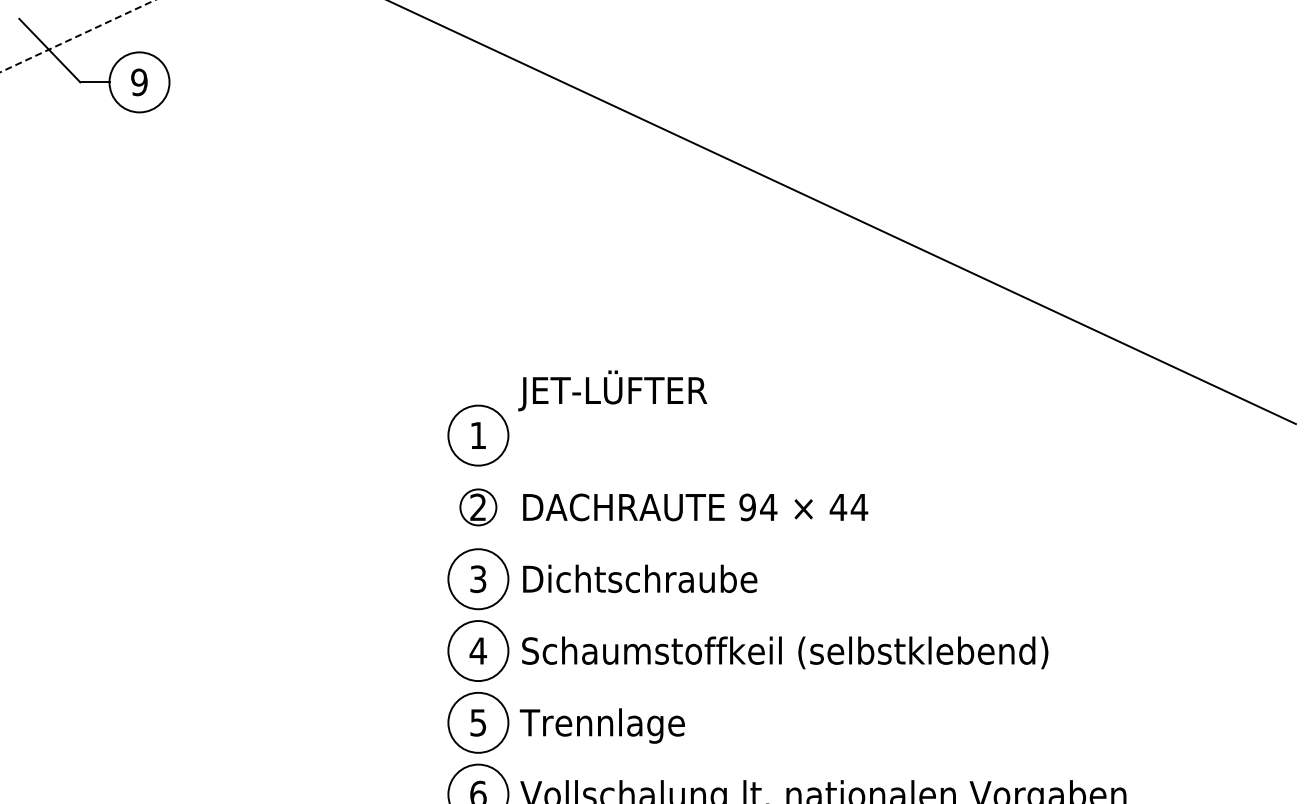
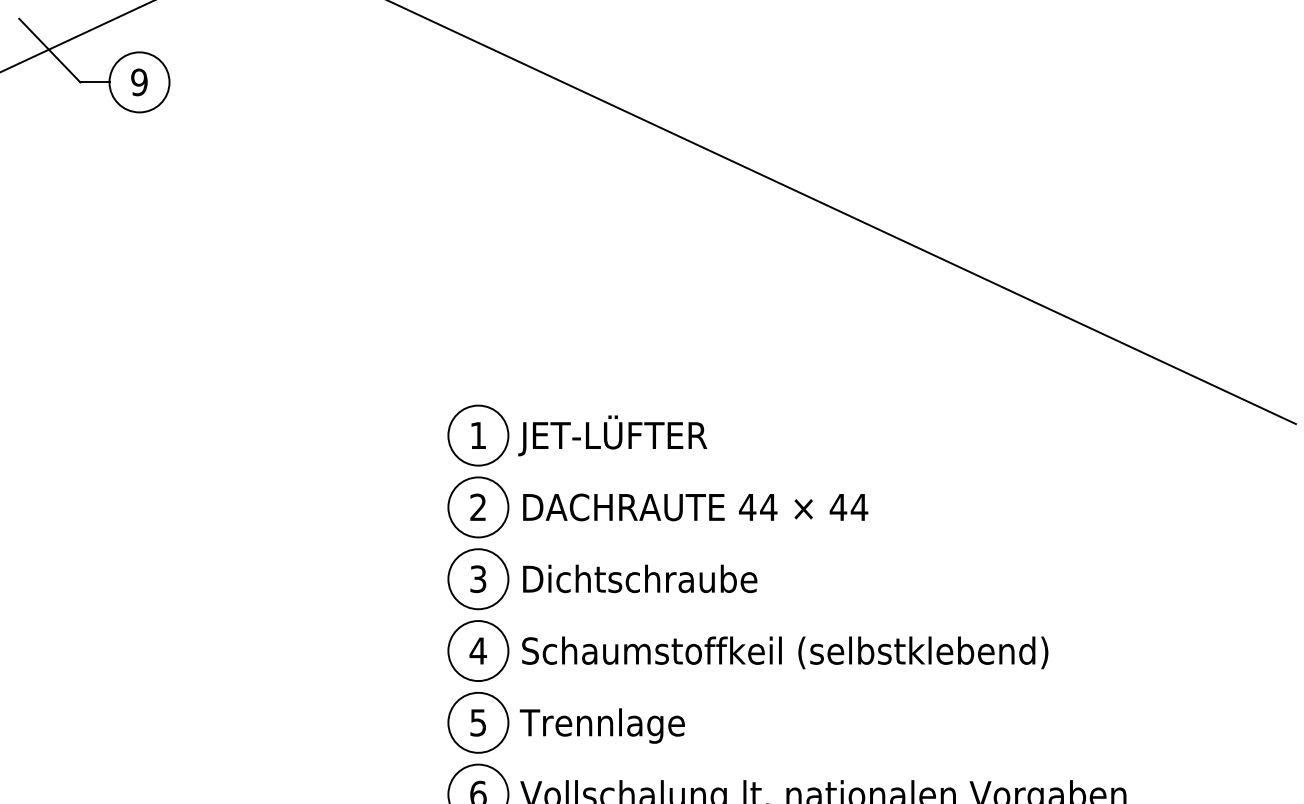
line: dashed -> solid (77, 36)
text position: (612, 390) -> (612, 435) (612, 435)
circle diameter: 36 px -> 60 px (478, 507)
text: 94 -> 44 (747, 507)
